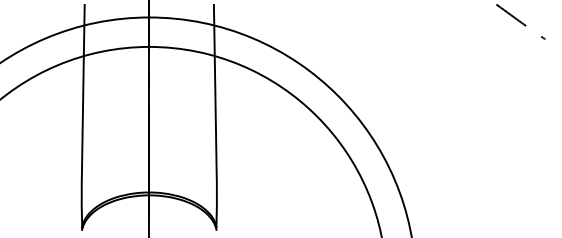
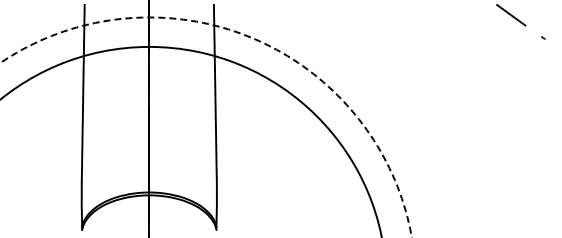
circle: solid -> dashed (205, 127)
